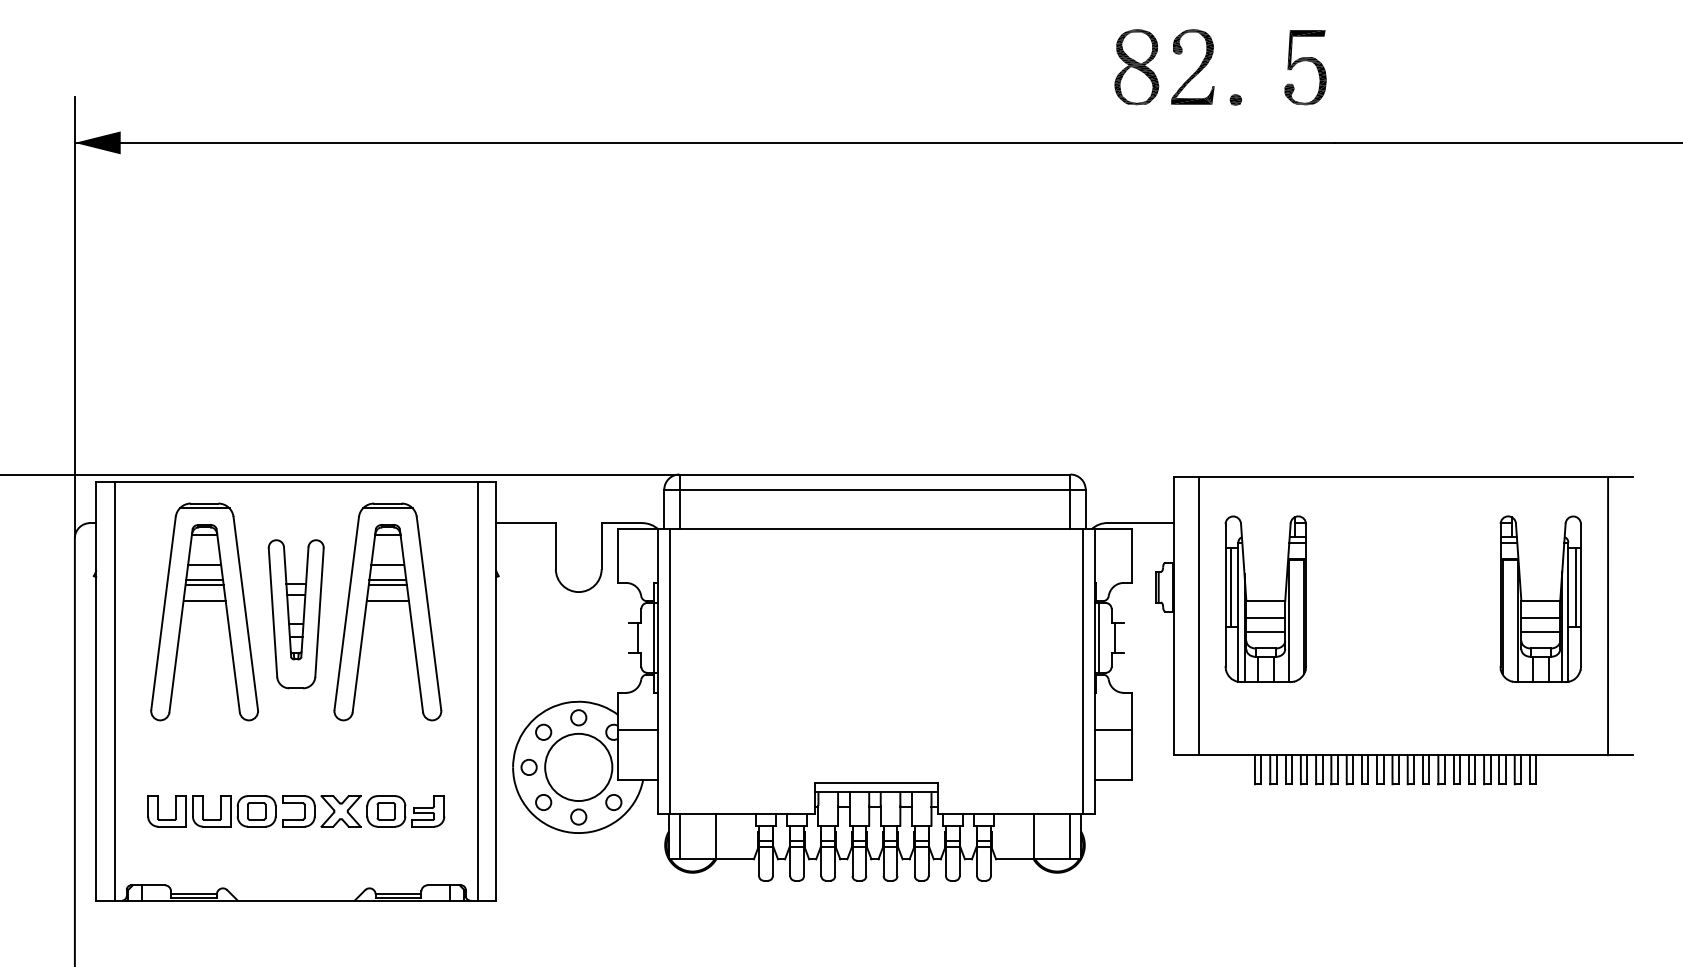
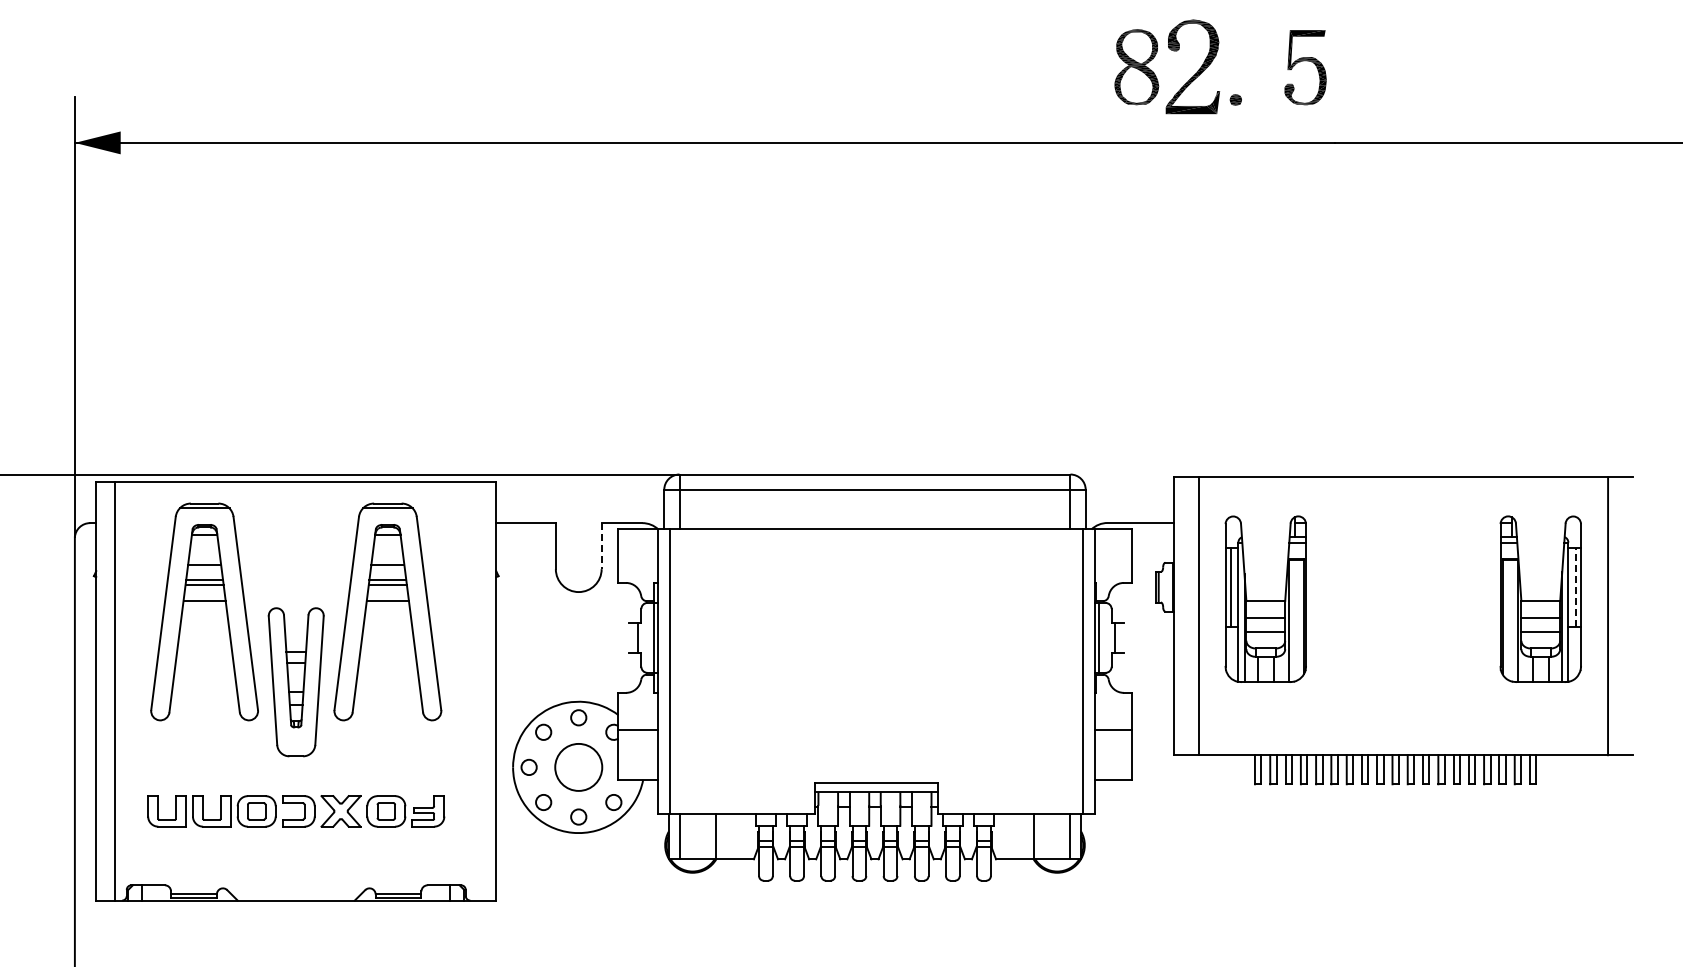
part size: 44x76 px -> 56x96 px (1192, 66)
line: solid -> dashed (601, 546)
line: solid -> dashed (1576, 587)
part position: (295, 614) -> (295, 682) (295, 682)
line: present -> none (477, 691)
circle diameter: 67 px -> 47 px (578, 766)
